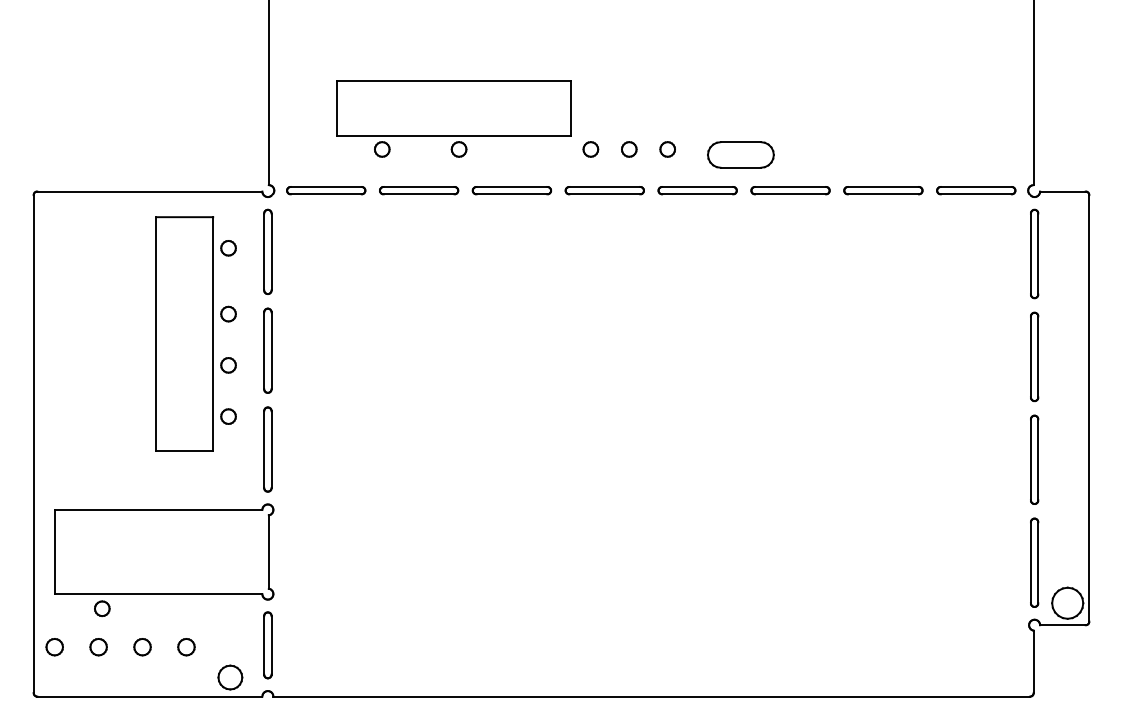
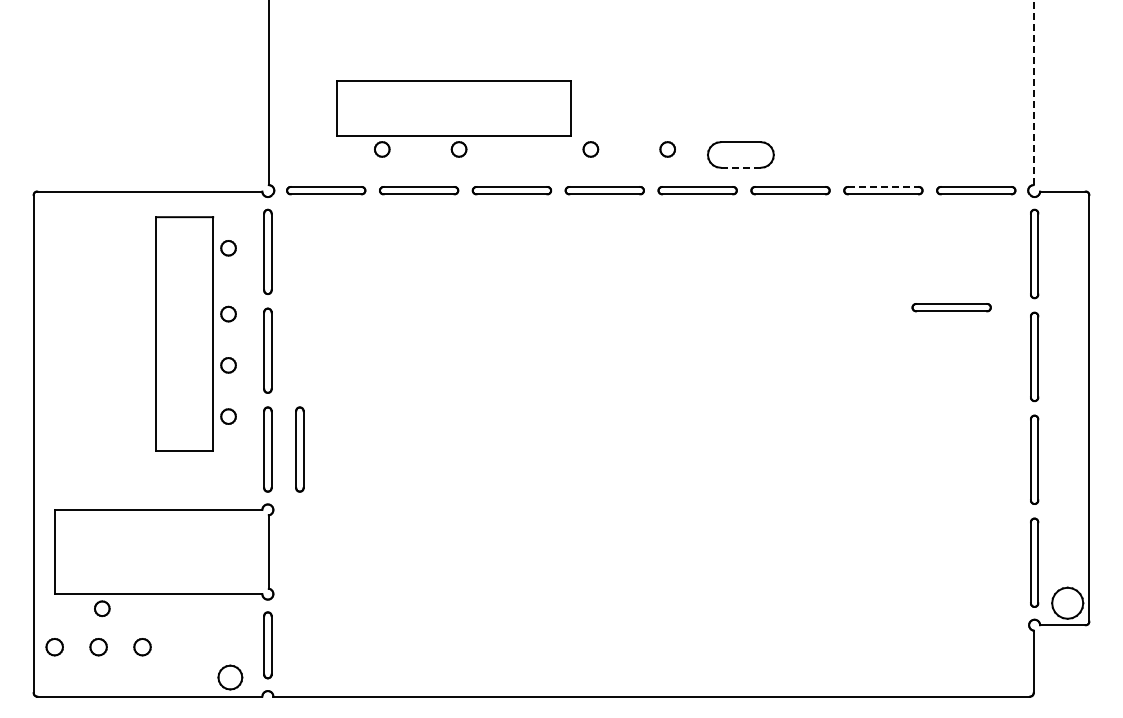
line: solid -> dashed (1033, 92)
part: present -> none (629, 149)
line: solid -> dashed (740, 167)
line: solid -> dashed (883, 186)
part: none -> present (951, 307)
part: none -> present (299, 449)
part: present -> none (186, 647)
